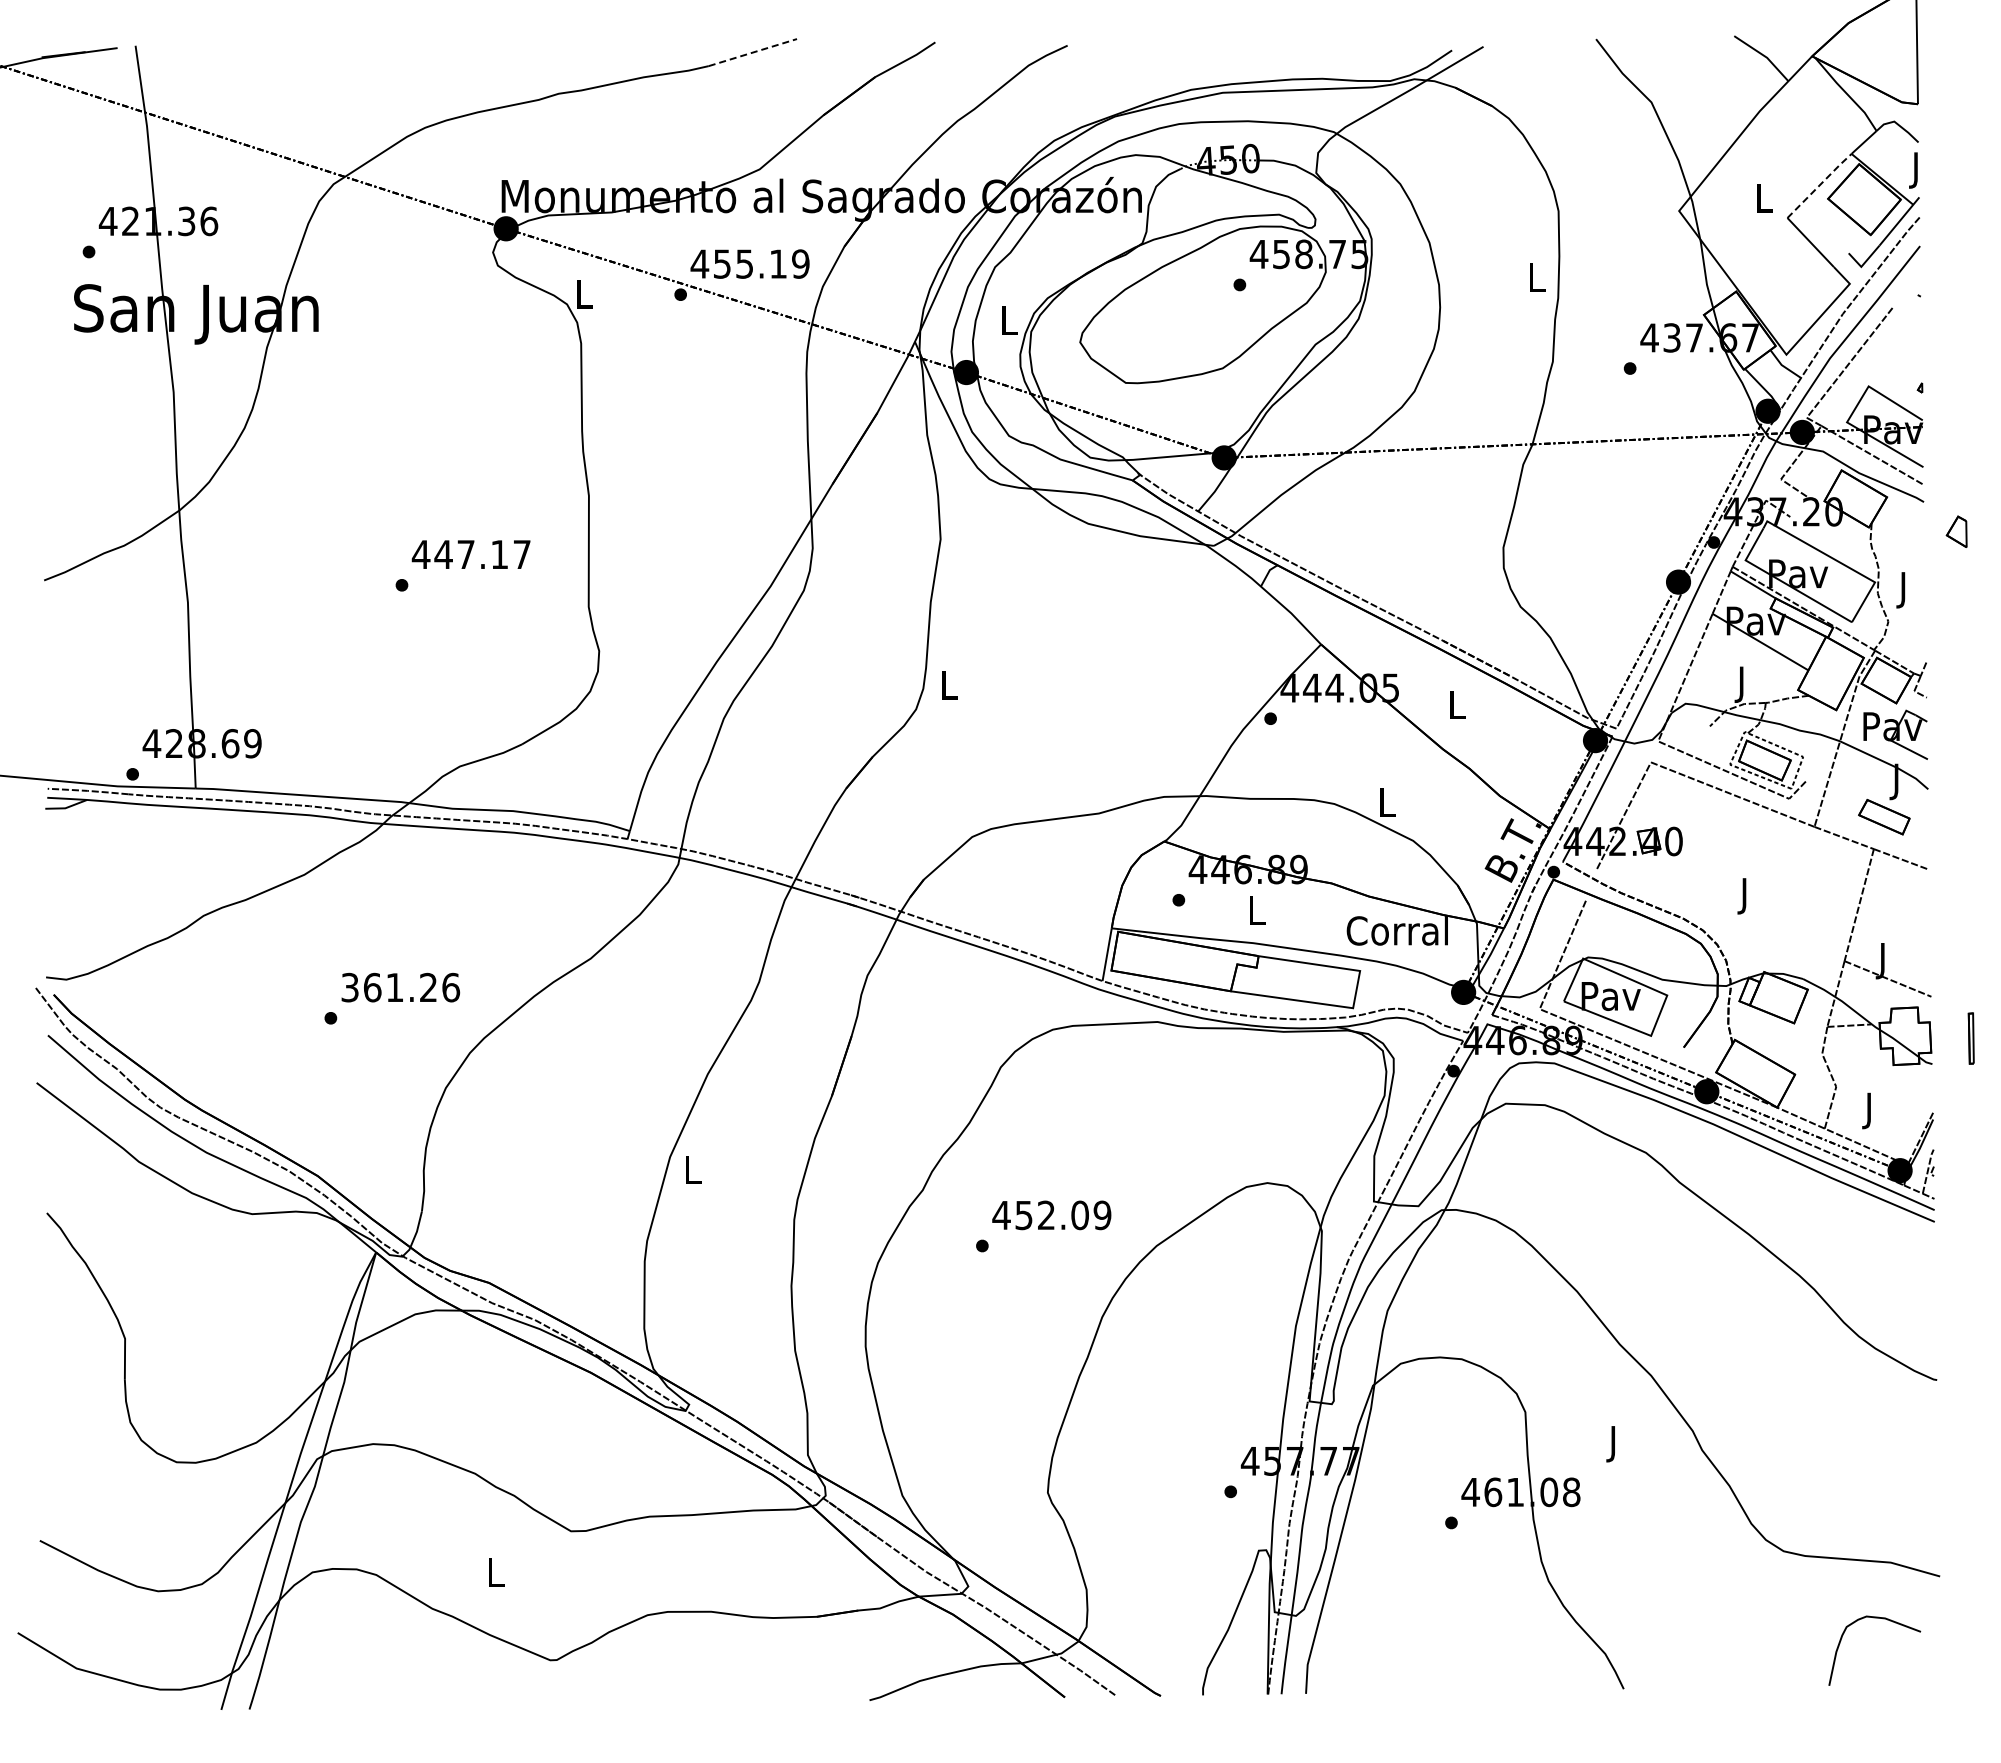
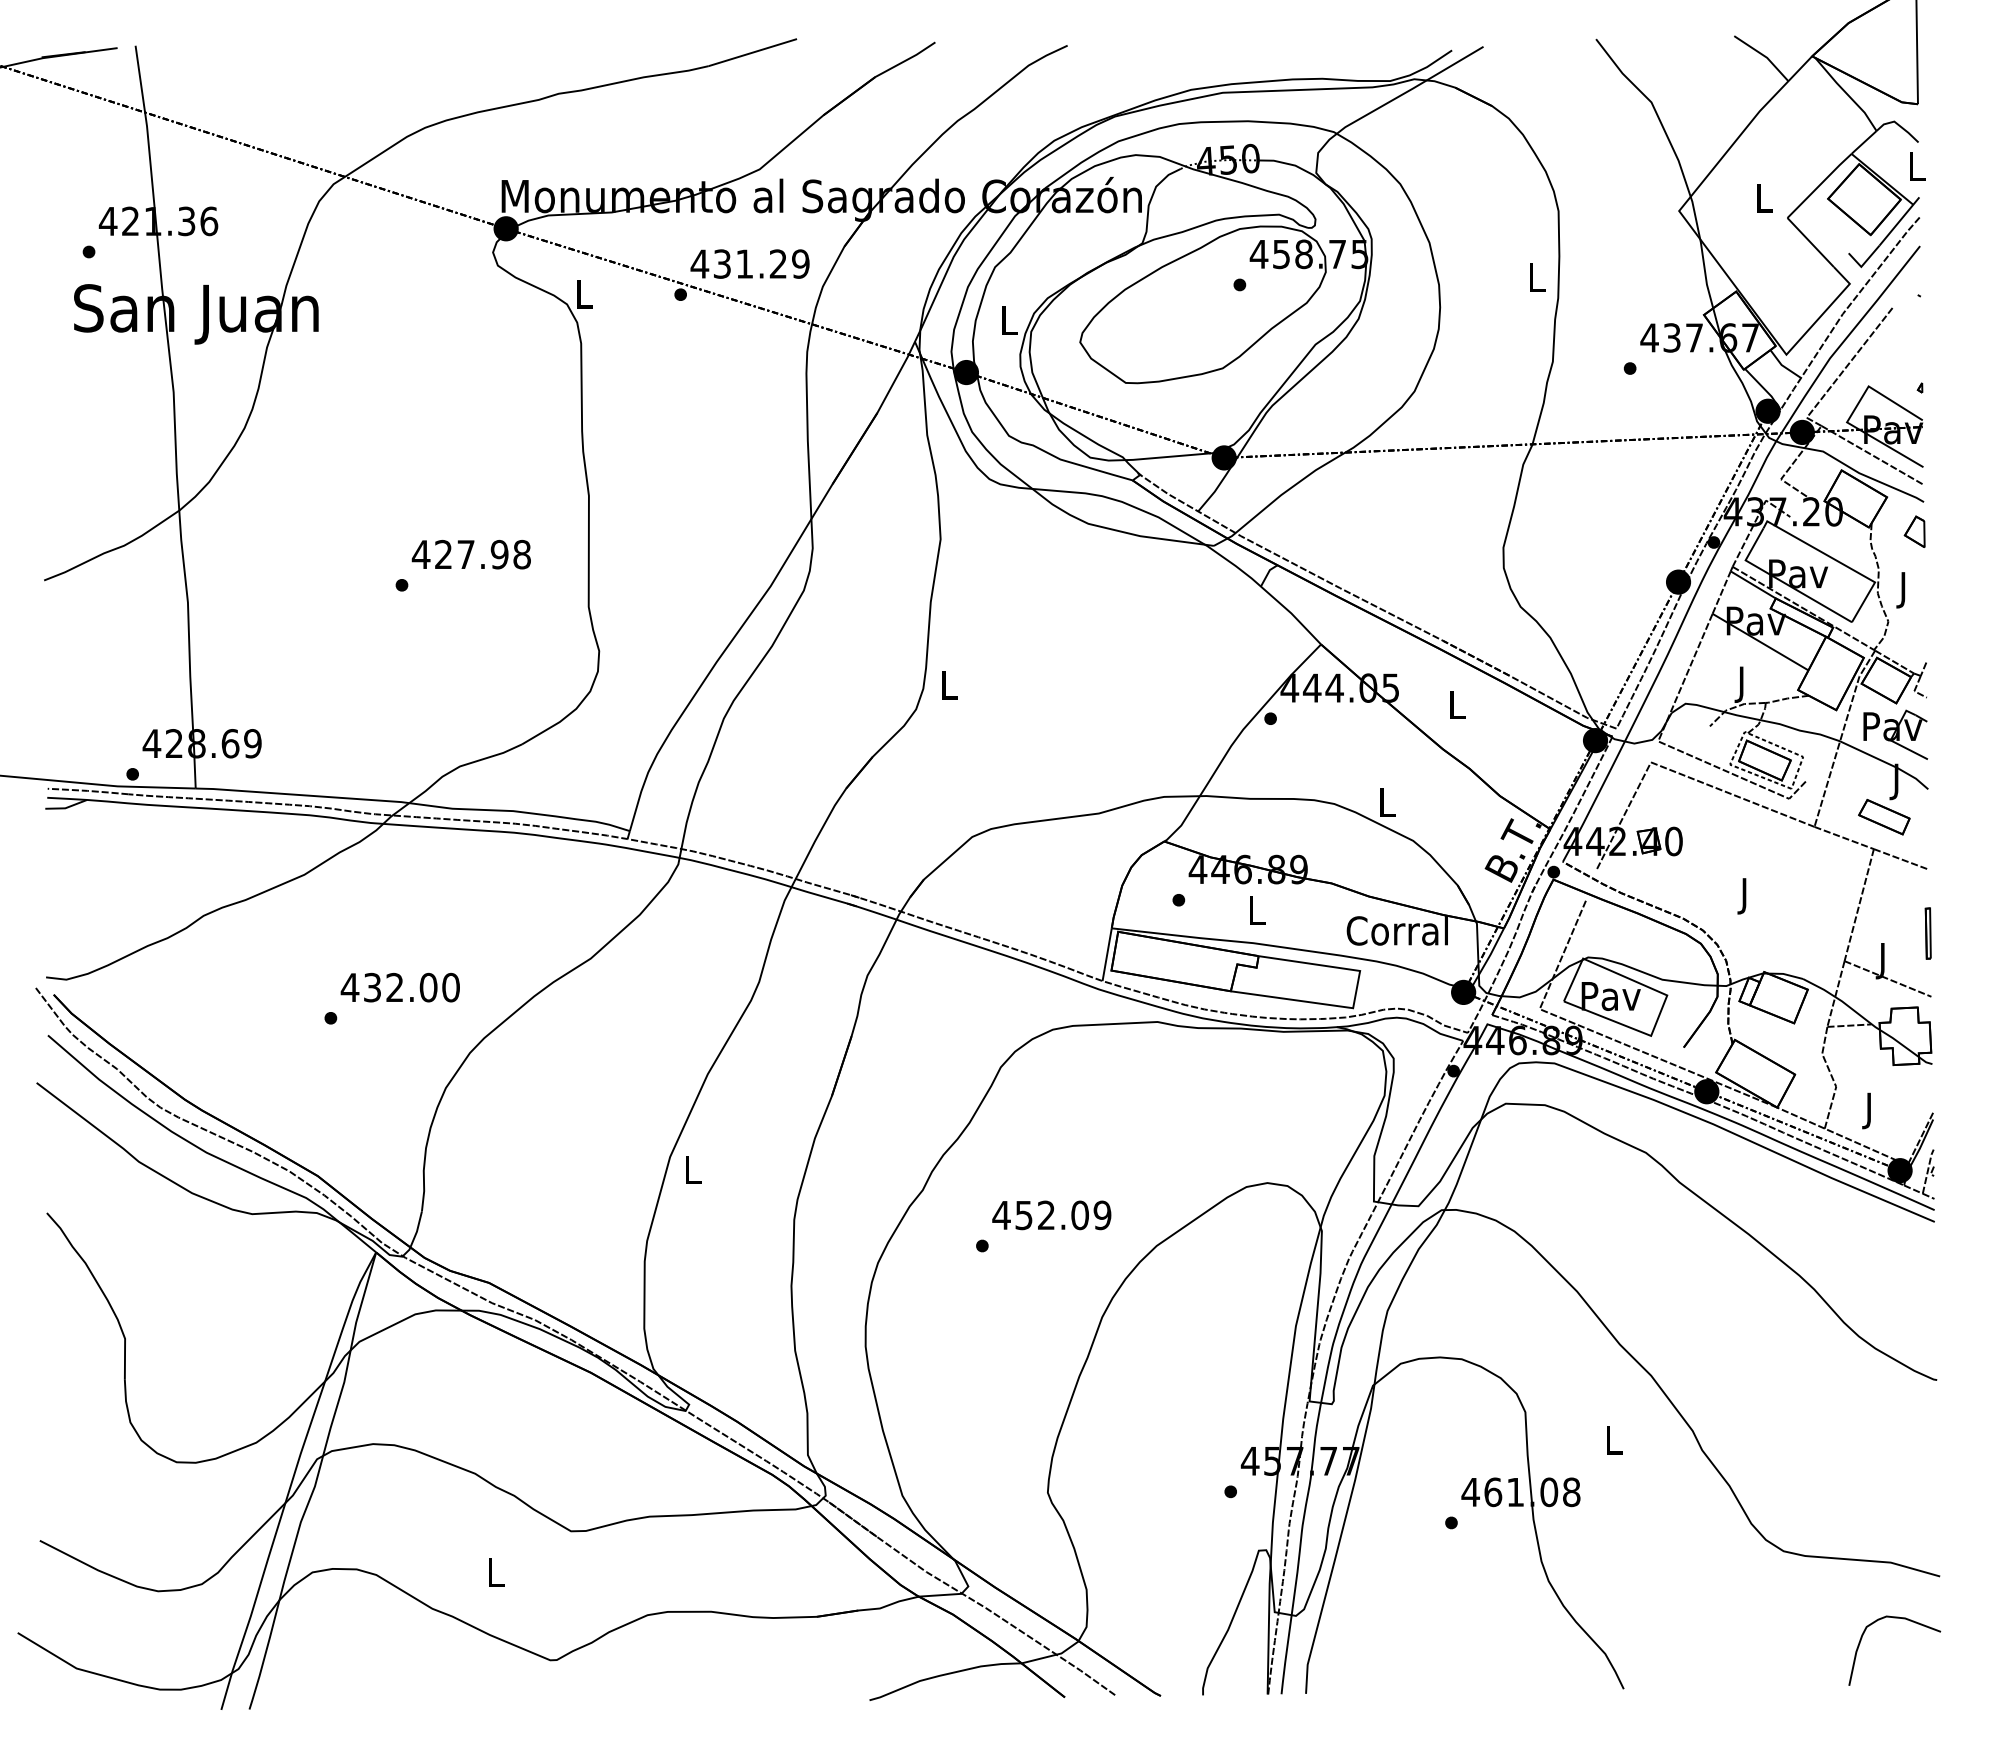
line: dashed -> solid (753, 52)
text: J -> L (1917, 170)
line: dashed -> solid (1820, 184)
text: 455.19 -> 431.29 (750, 263)
part position: (1956, 531) -> (1914, 531) (1914, 531)
text: 447.17 -> 427.98 (482, 554)
text: 361.26 -> 432.00 (400, 987)
part position: (1970, 1038) -> (1927, 933) (1927, 933)
text: J -> L (1614, 1444)
curve position: (1874, 1618) -> (1894, 1618) (1894, 1618)
